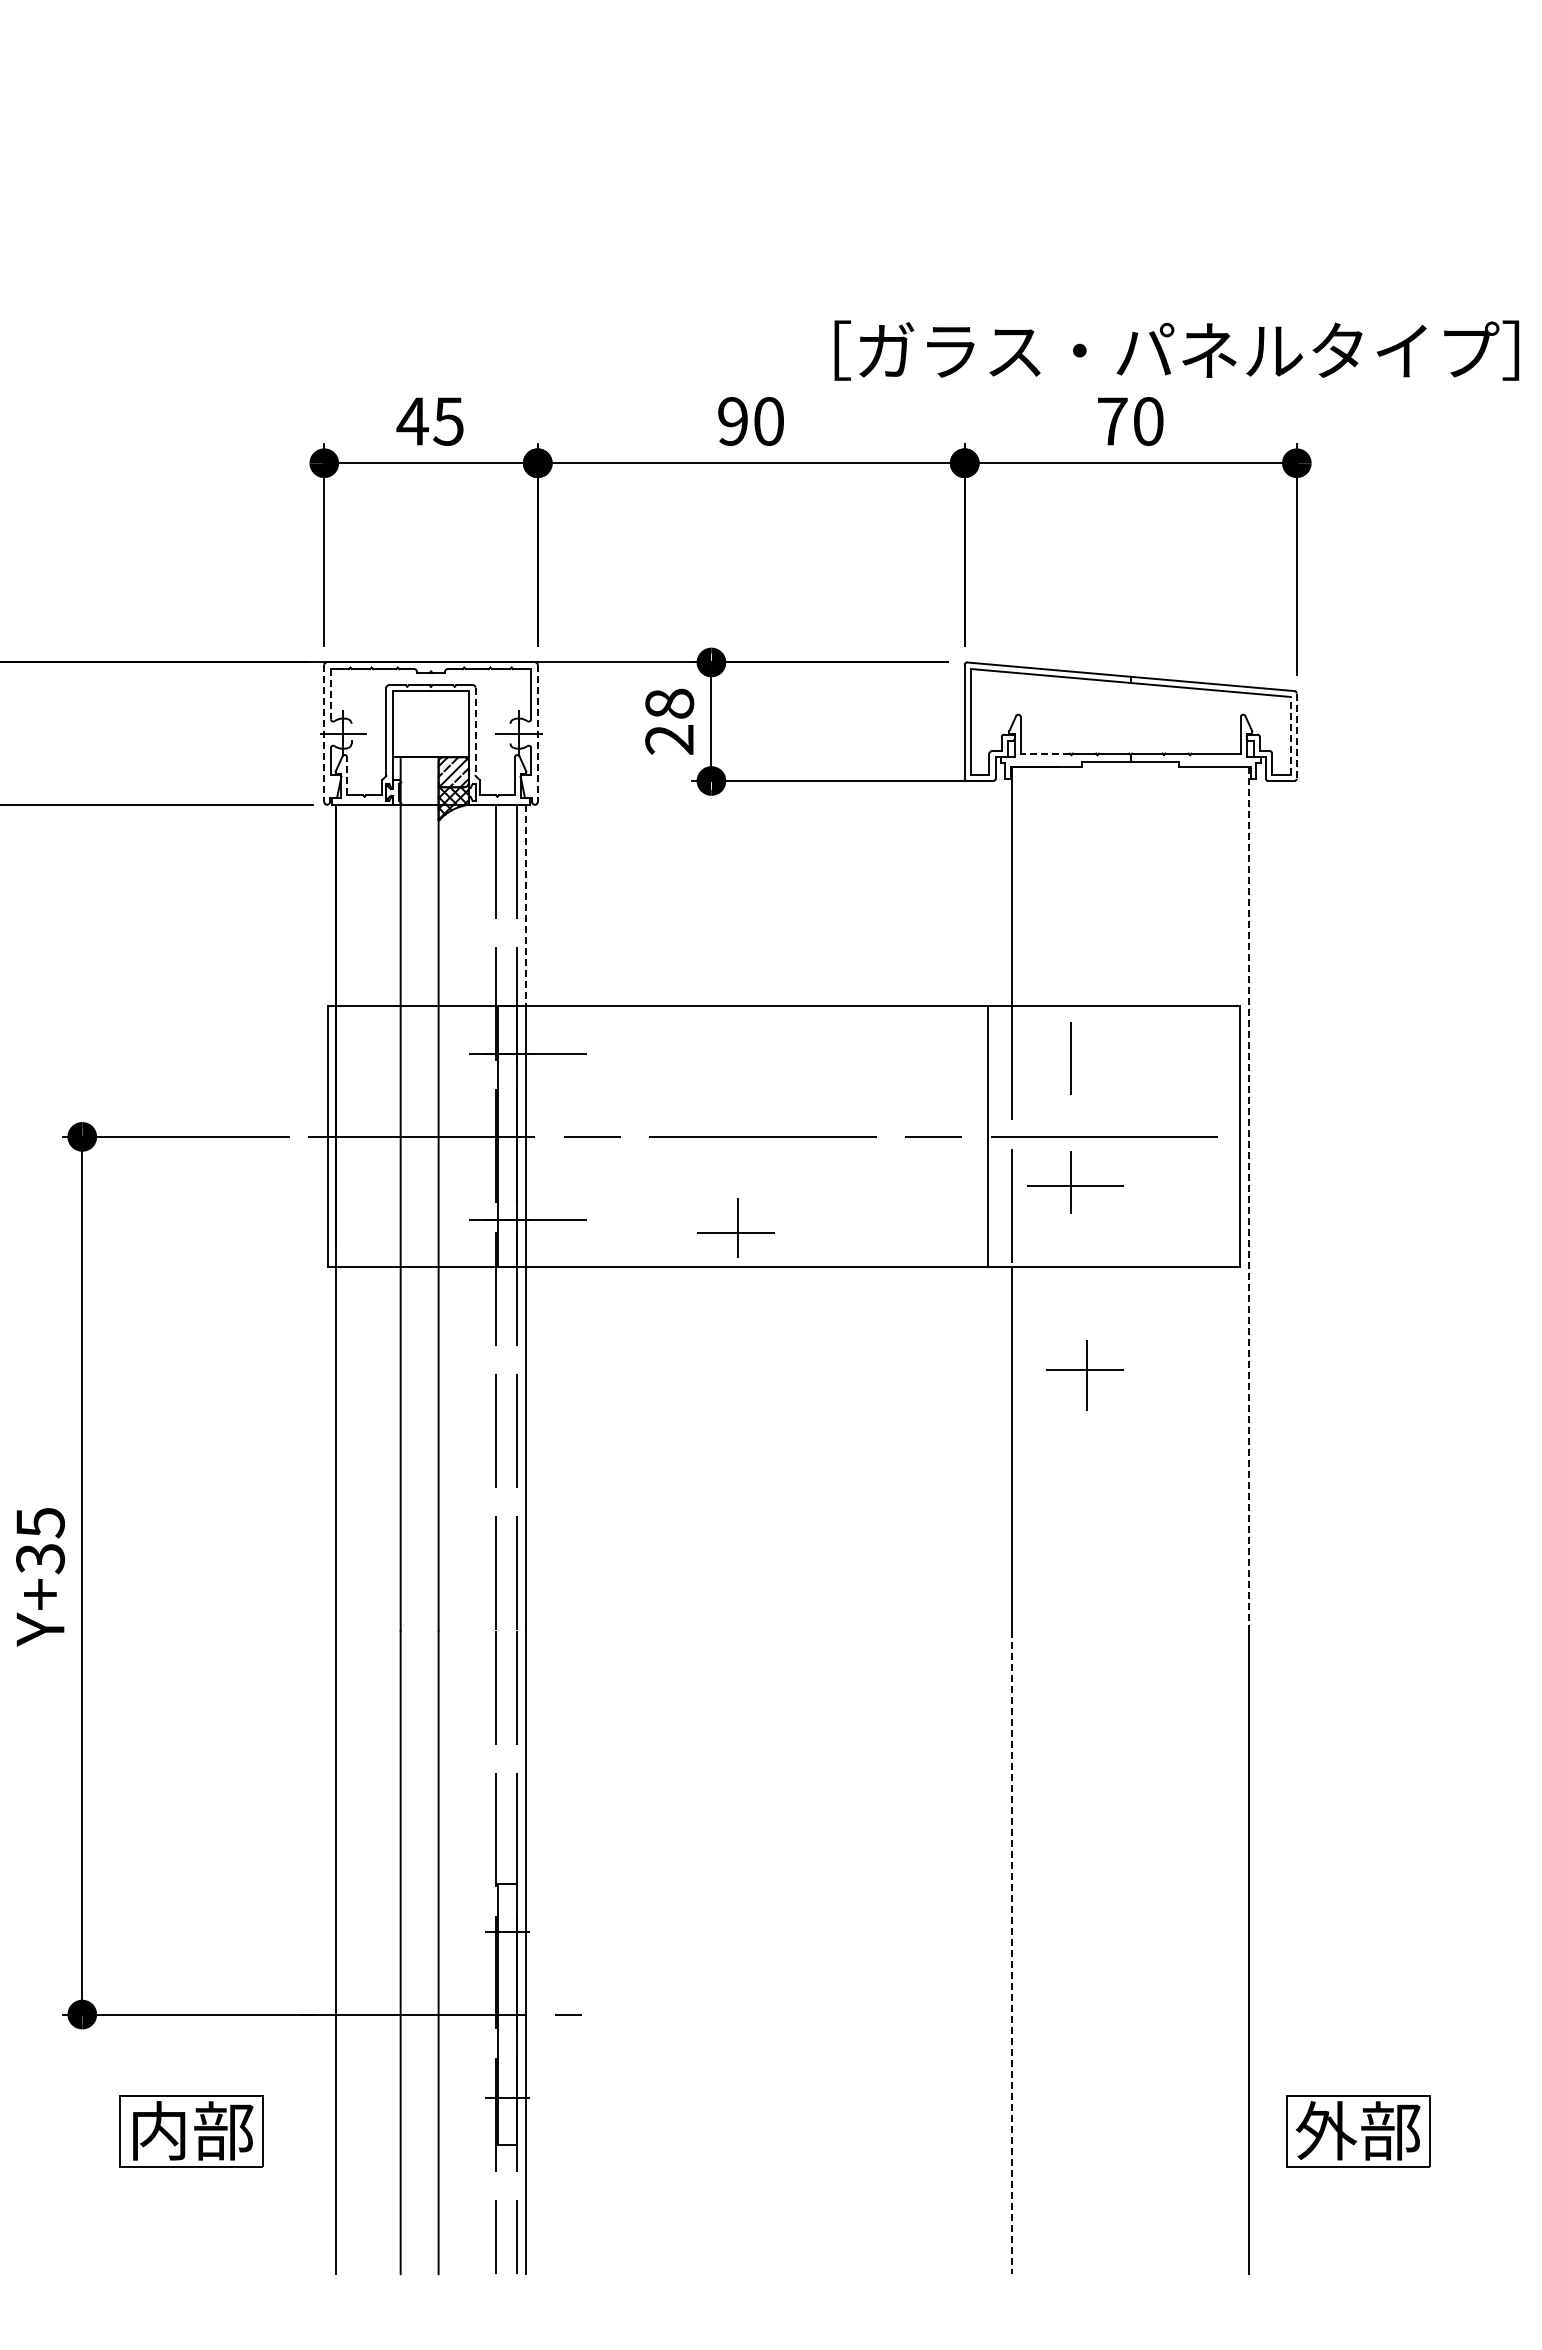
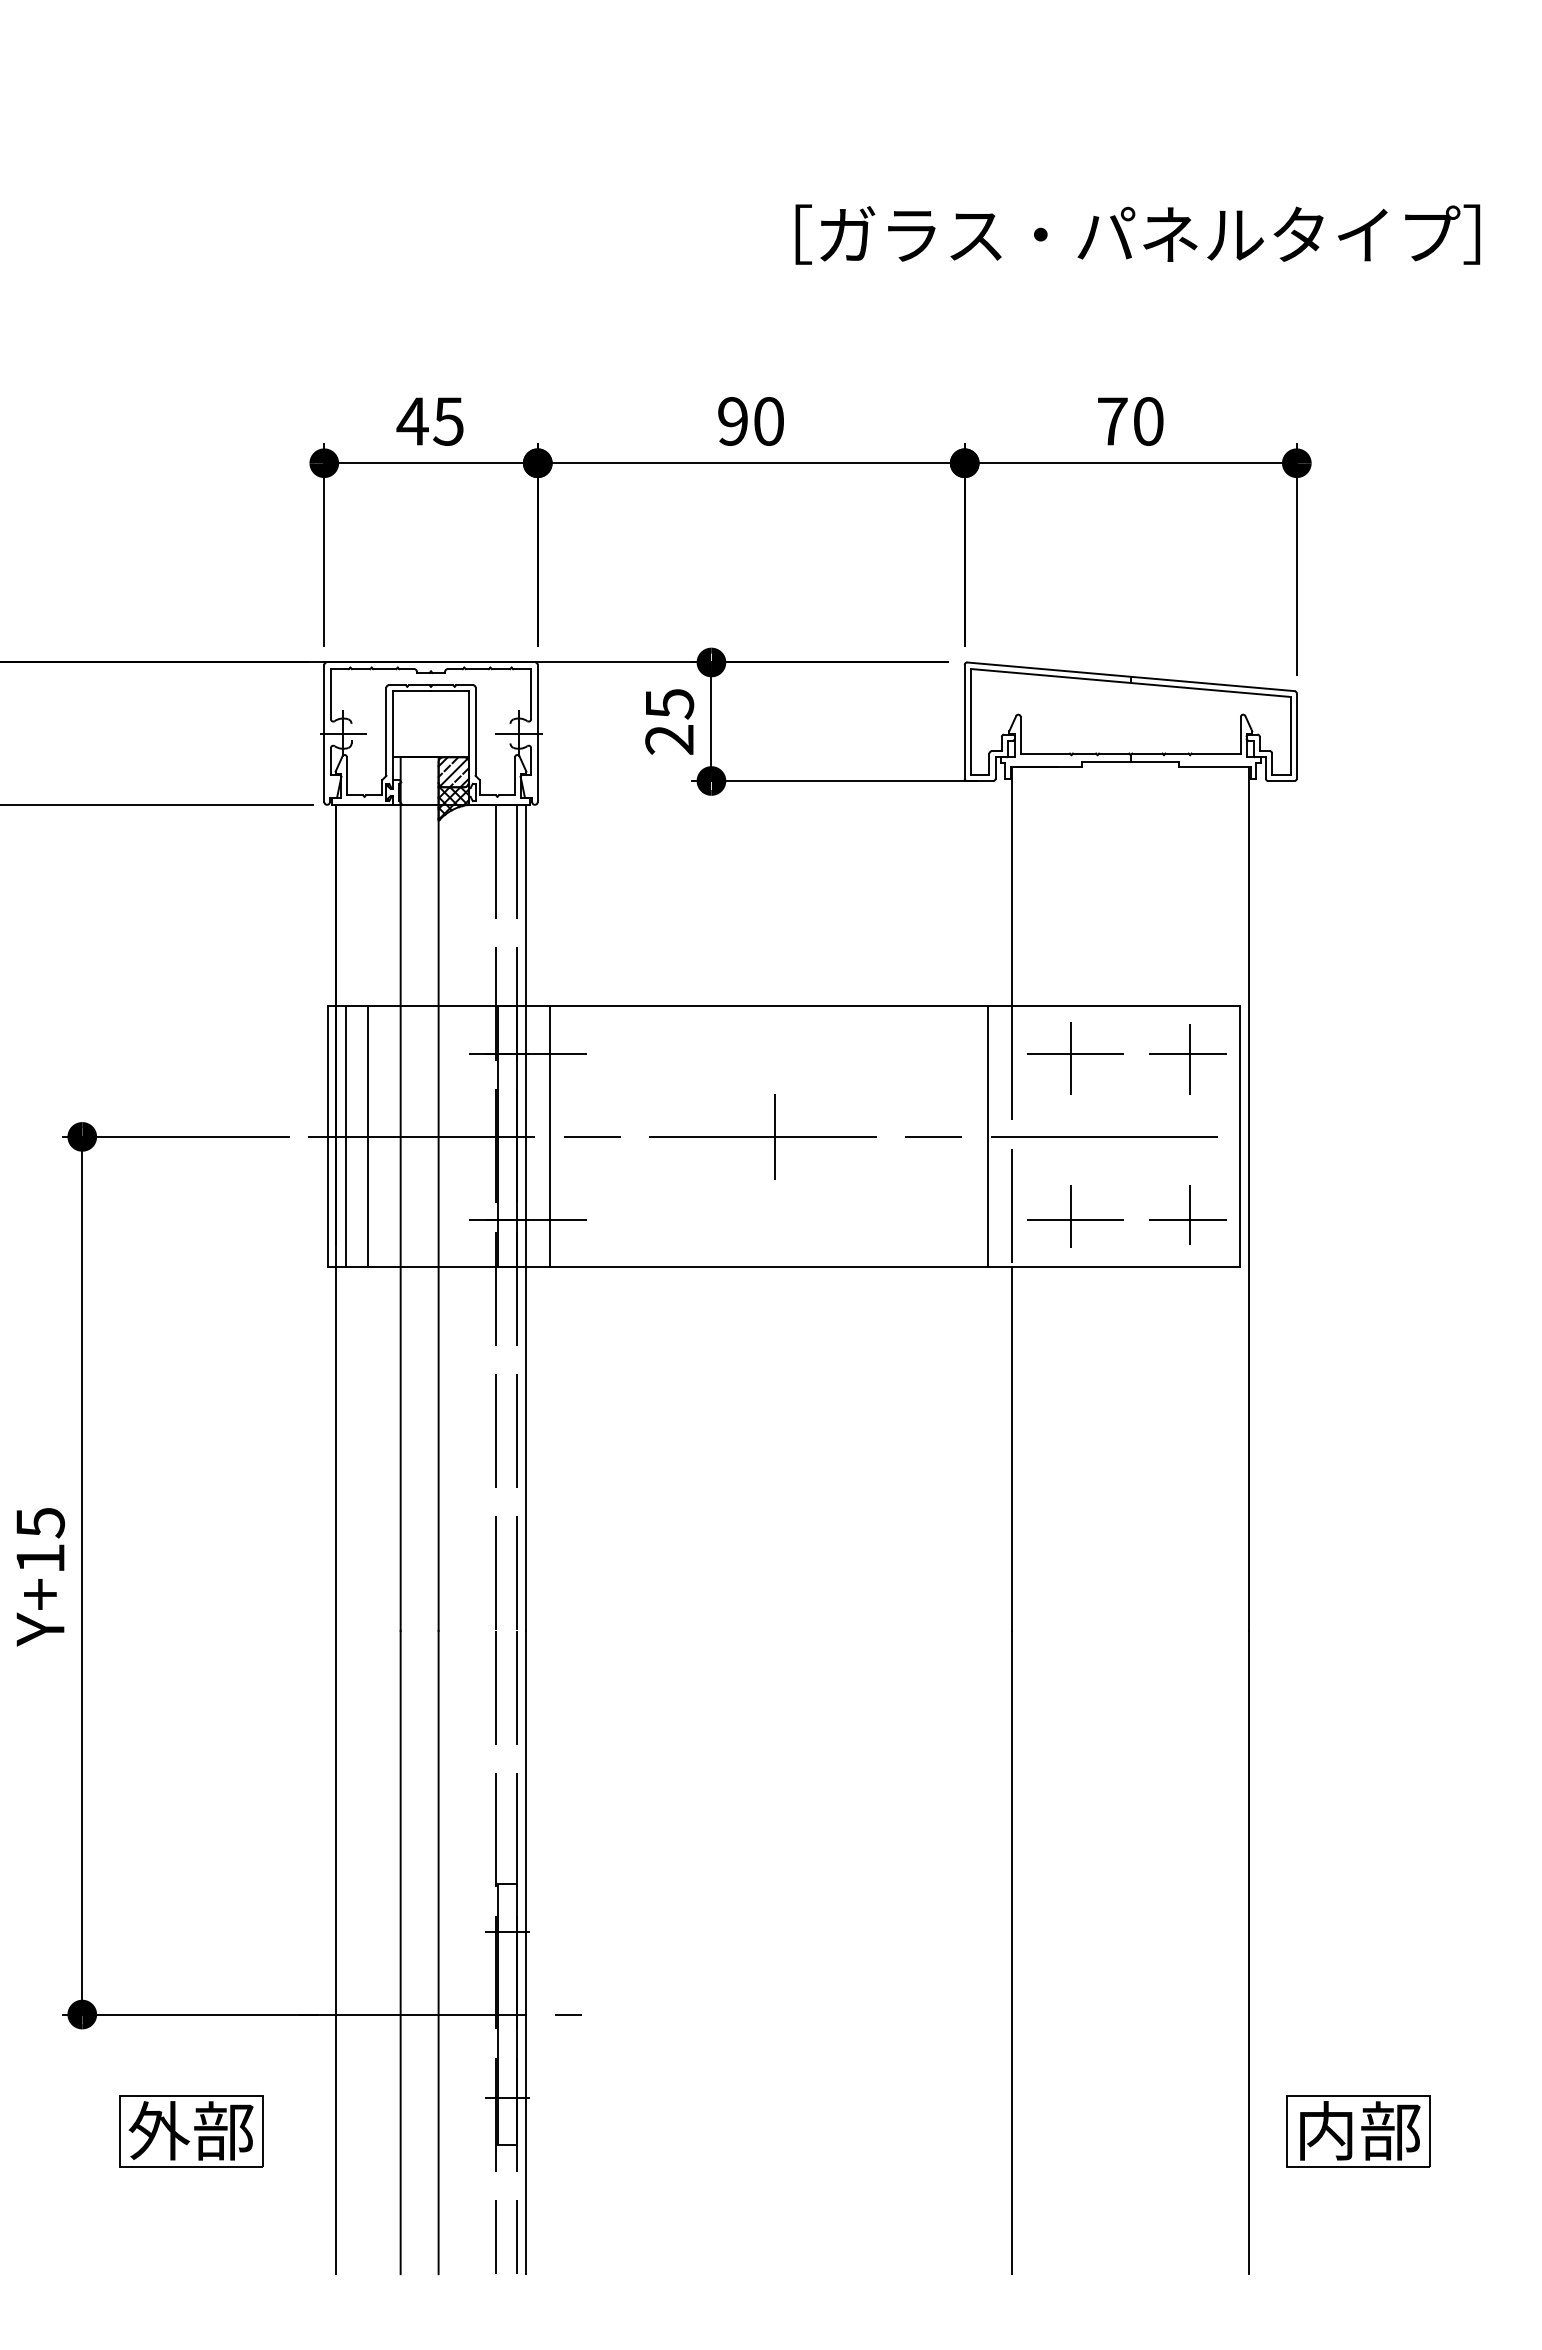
text position: (1176, 350) -> (1137, 234) (1137, 234)
line: dashed -> solid (330, 694)
text: 28 -> 25 (669, 703)
line: dashed -> solid (475, 732)
line: dashed -> solid (324, 733)
line: dashed -> solid (537, 733)
line: dashed -> solid (1290, 735)
line: dashed -> solid (1296, 736)
line: dashed -> solid (1045, 753)
line: dashed -> solid (347, 776)
line: dashed -> solid (525, 905)
line: none -> present (1074, 1053)
line: none -> present (345, 1136)
line: none -> present (367, 1136)
line: none -> present (549, 1136)
line: none -> present (774, 1136)
part position: (1075, 1182) -> (1075, 1216) (1075, 1216)
line: dashed -> solid (1249, 1199)
part position: (735, 1227) -> (1187, 1214) (1187, 1214)
part position: (1084, 1375) -> (1187, 1059) (1187, 1059)
text: Y+35 -> Y+15 (40, 1559)
line: dashed -> solid (1012, 1952)
text: 内部 -> 外部 (159, 2130)
text: 外部 -> 内部 (1326, 2130)
